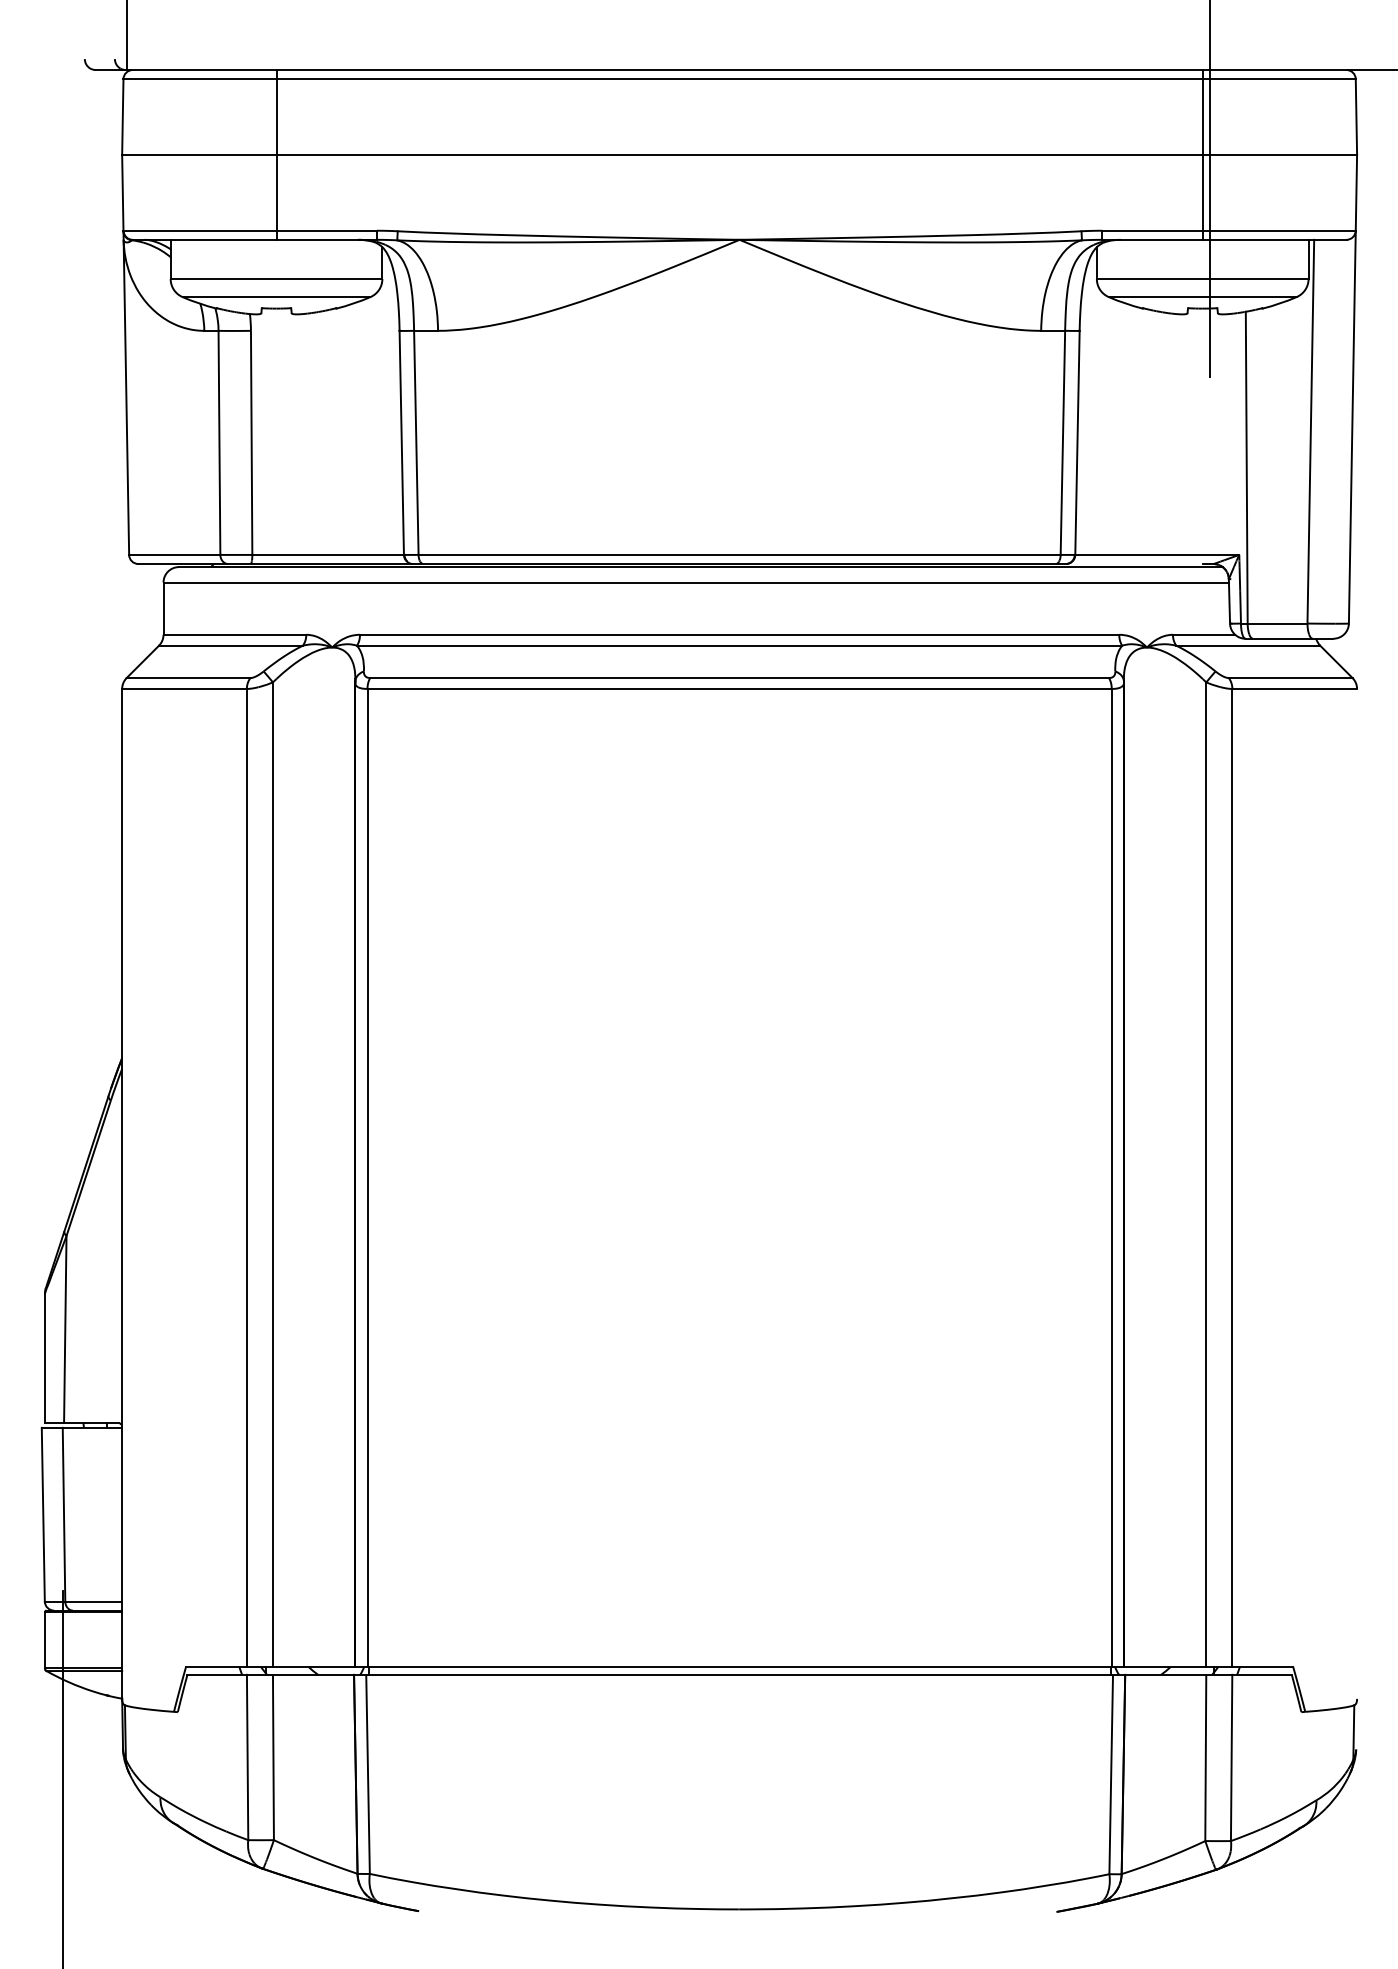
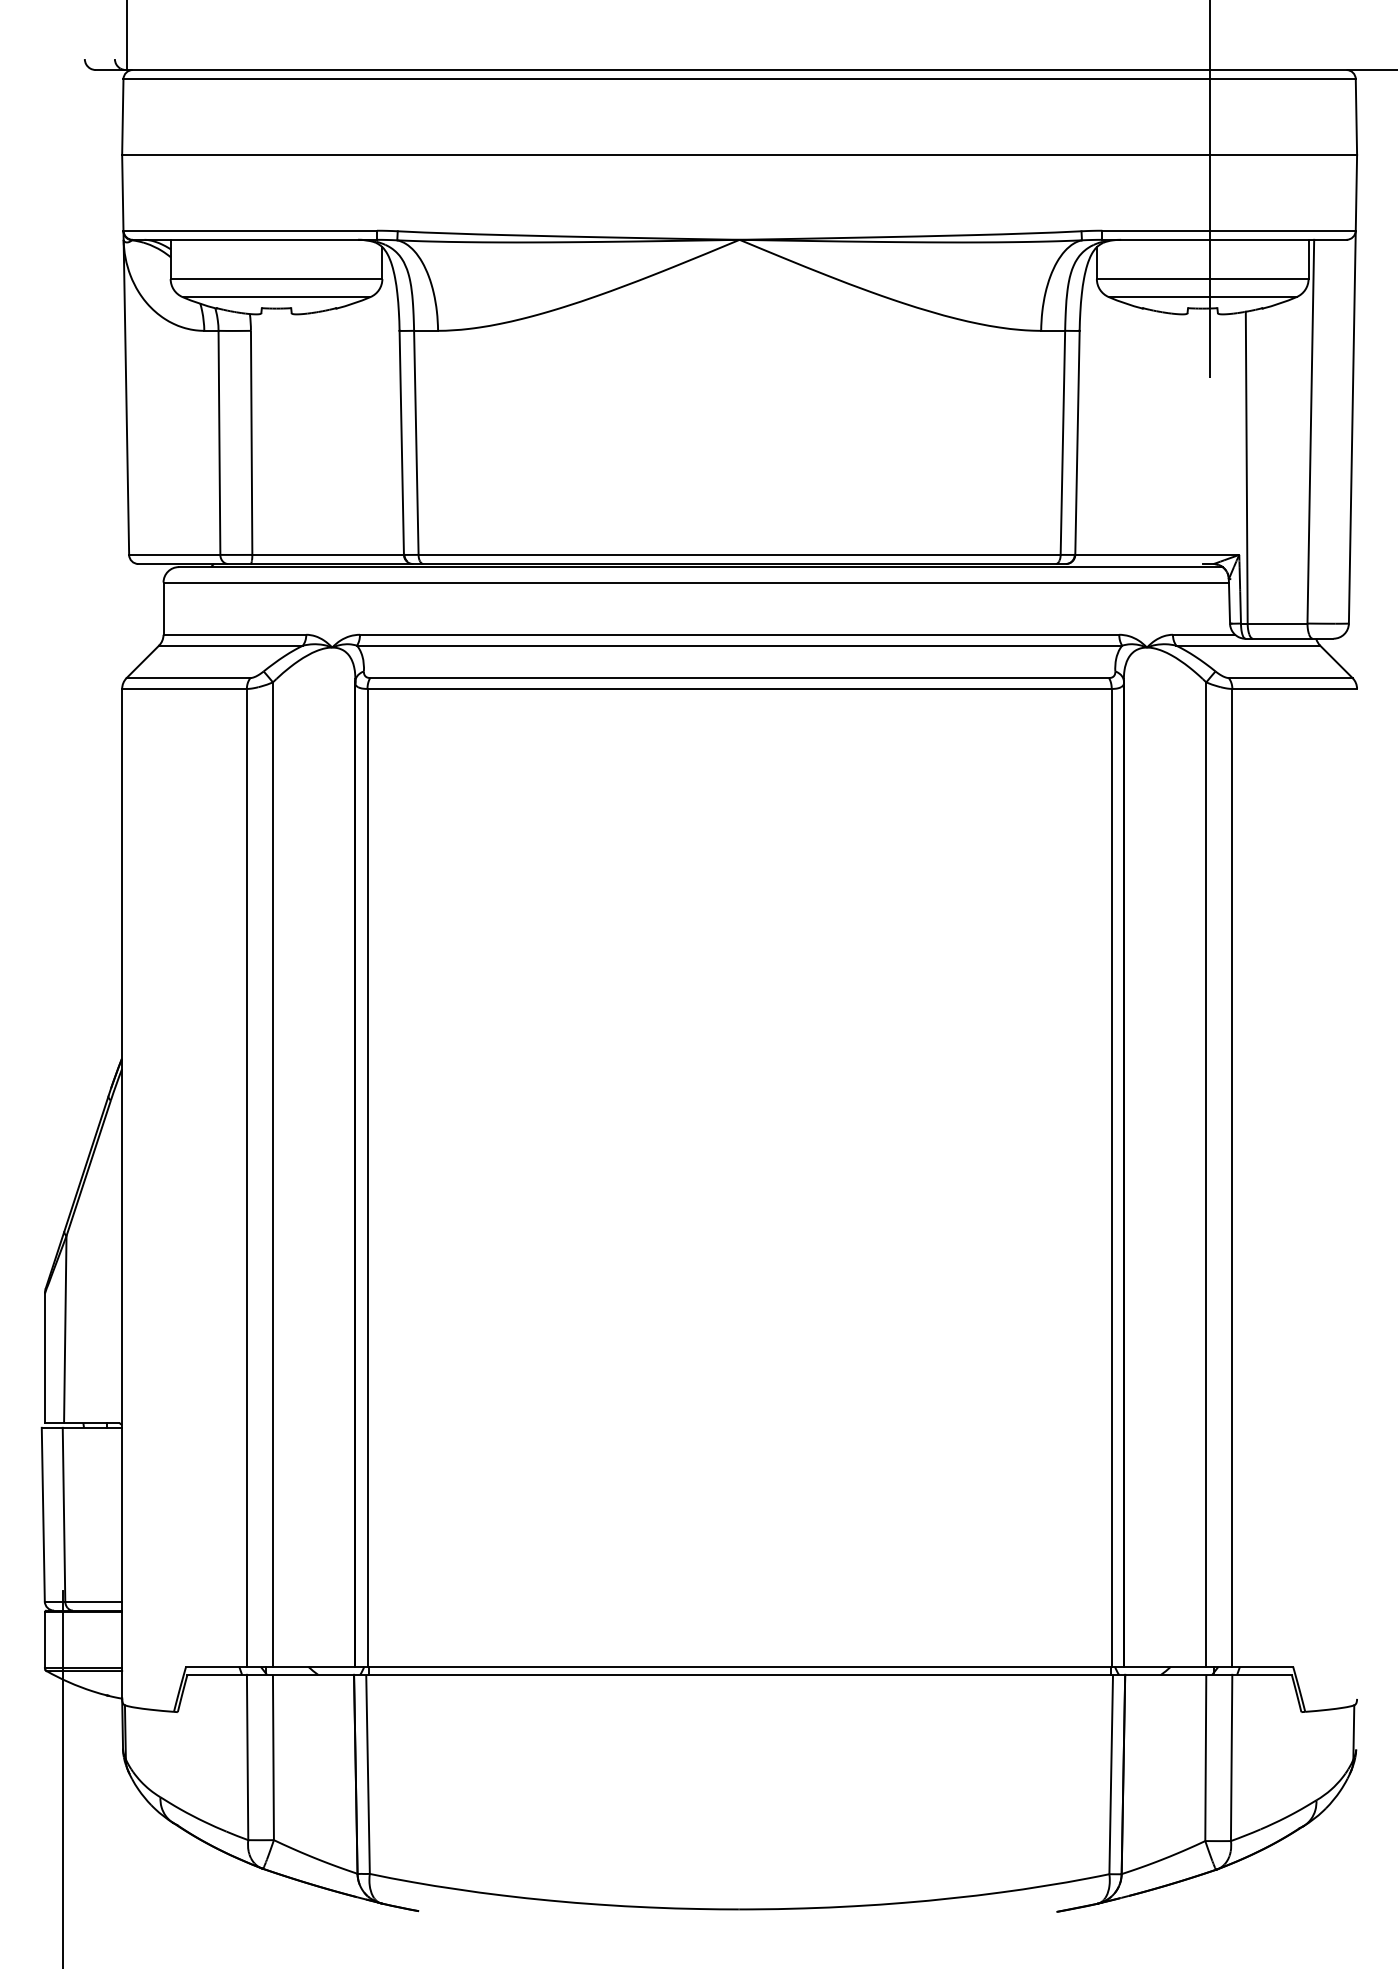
line: present -> none (276, 154)
line: present -> none (1202, 154)
